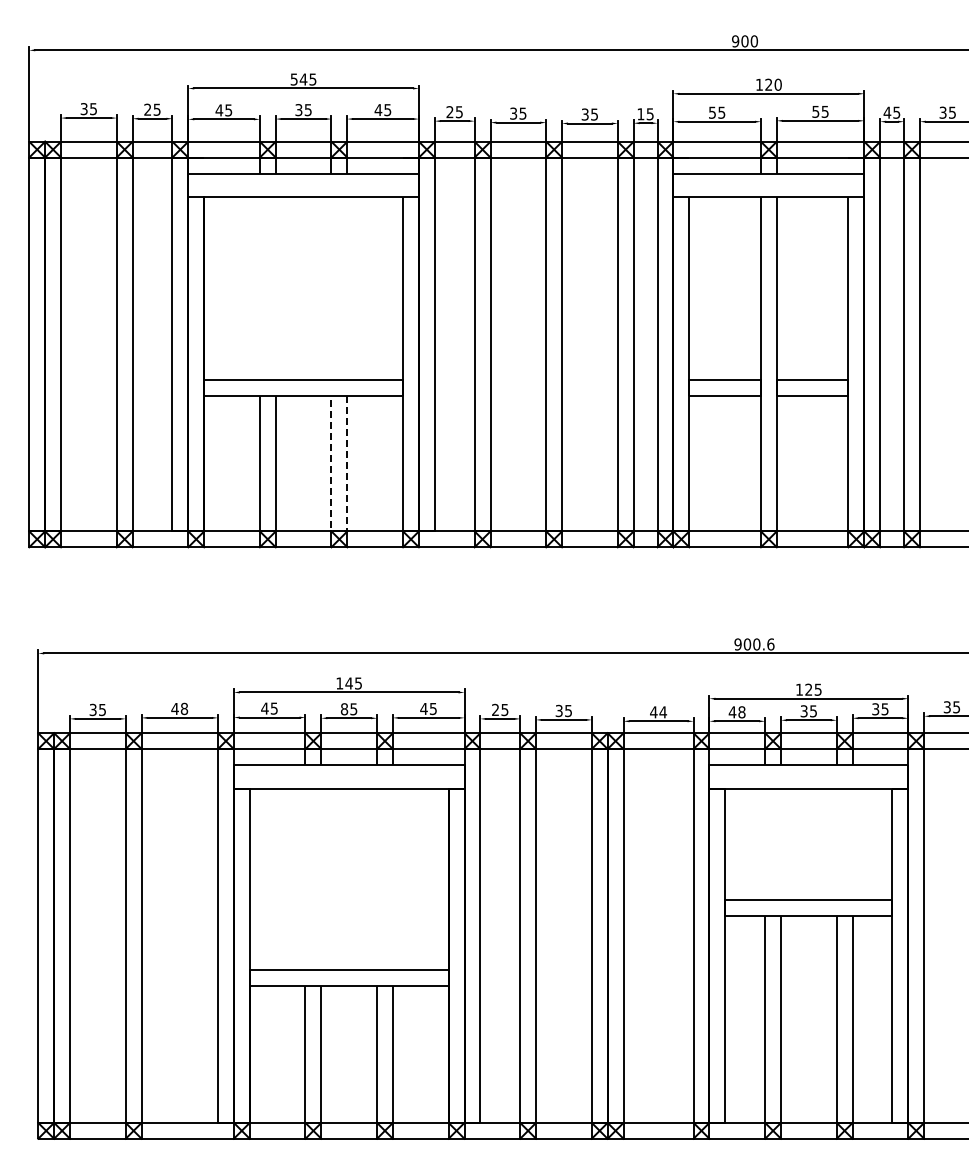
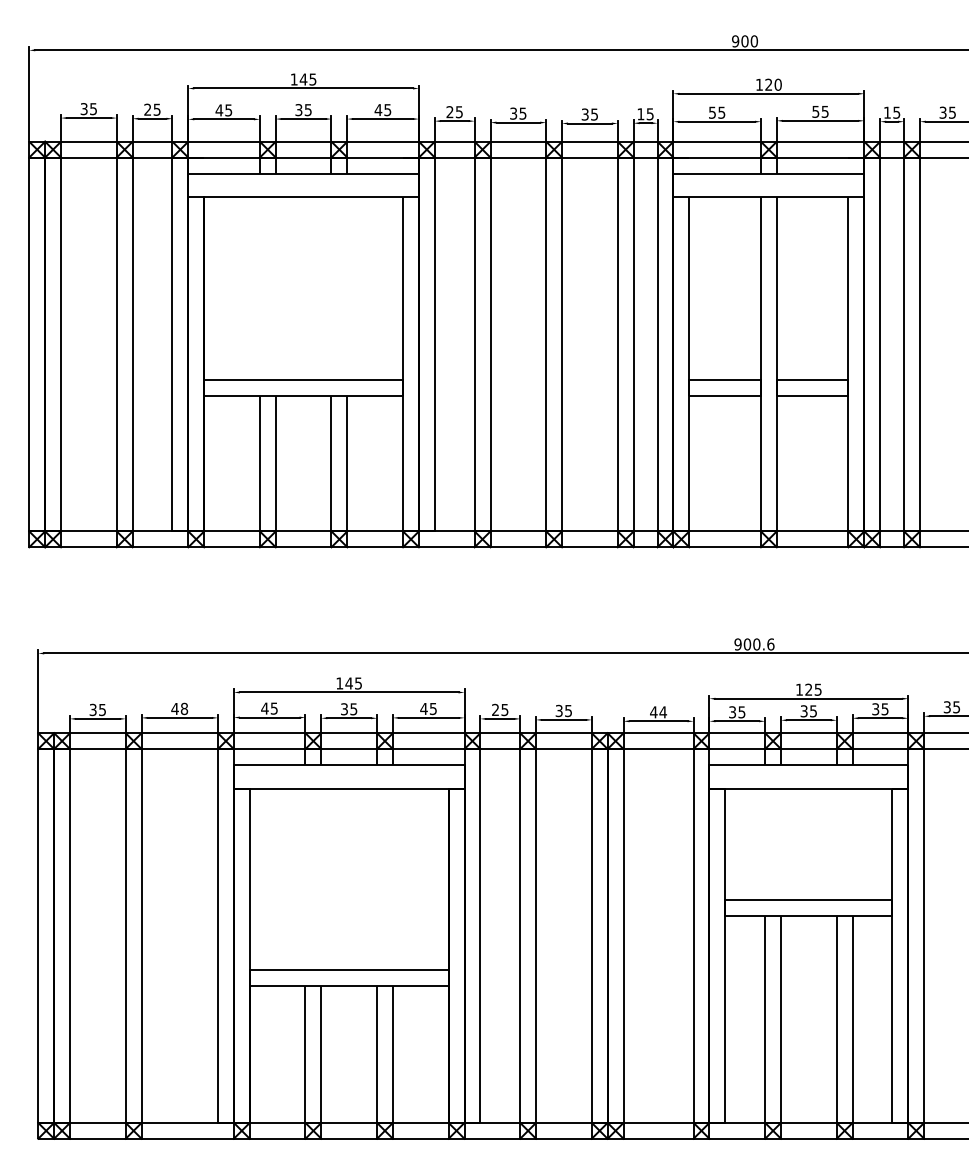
text: 545 -> 145 (293, 79)
text: 45 -> 15 (887, 112)
line: dashed -> solid (339, 531)
text: 85 -> 35 (344, 709)
text: 48 -> 35 (736, 712)
